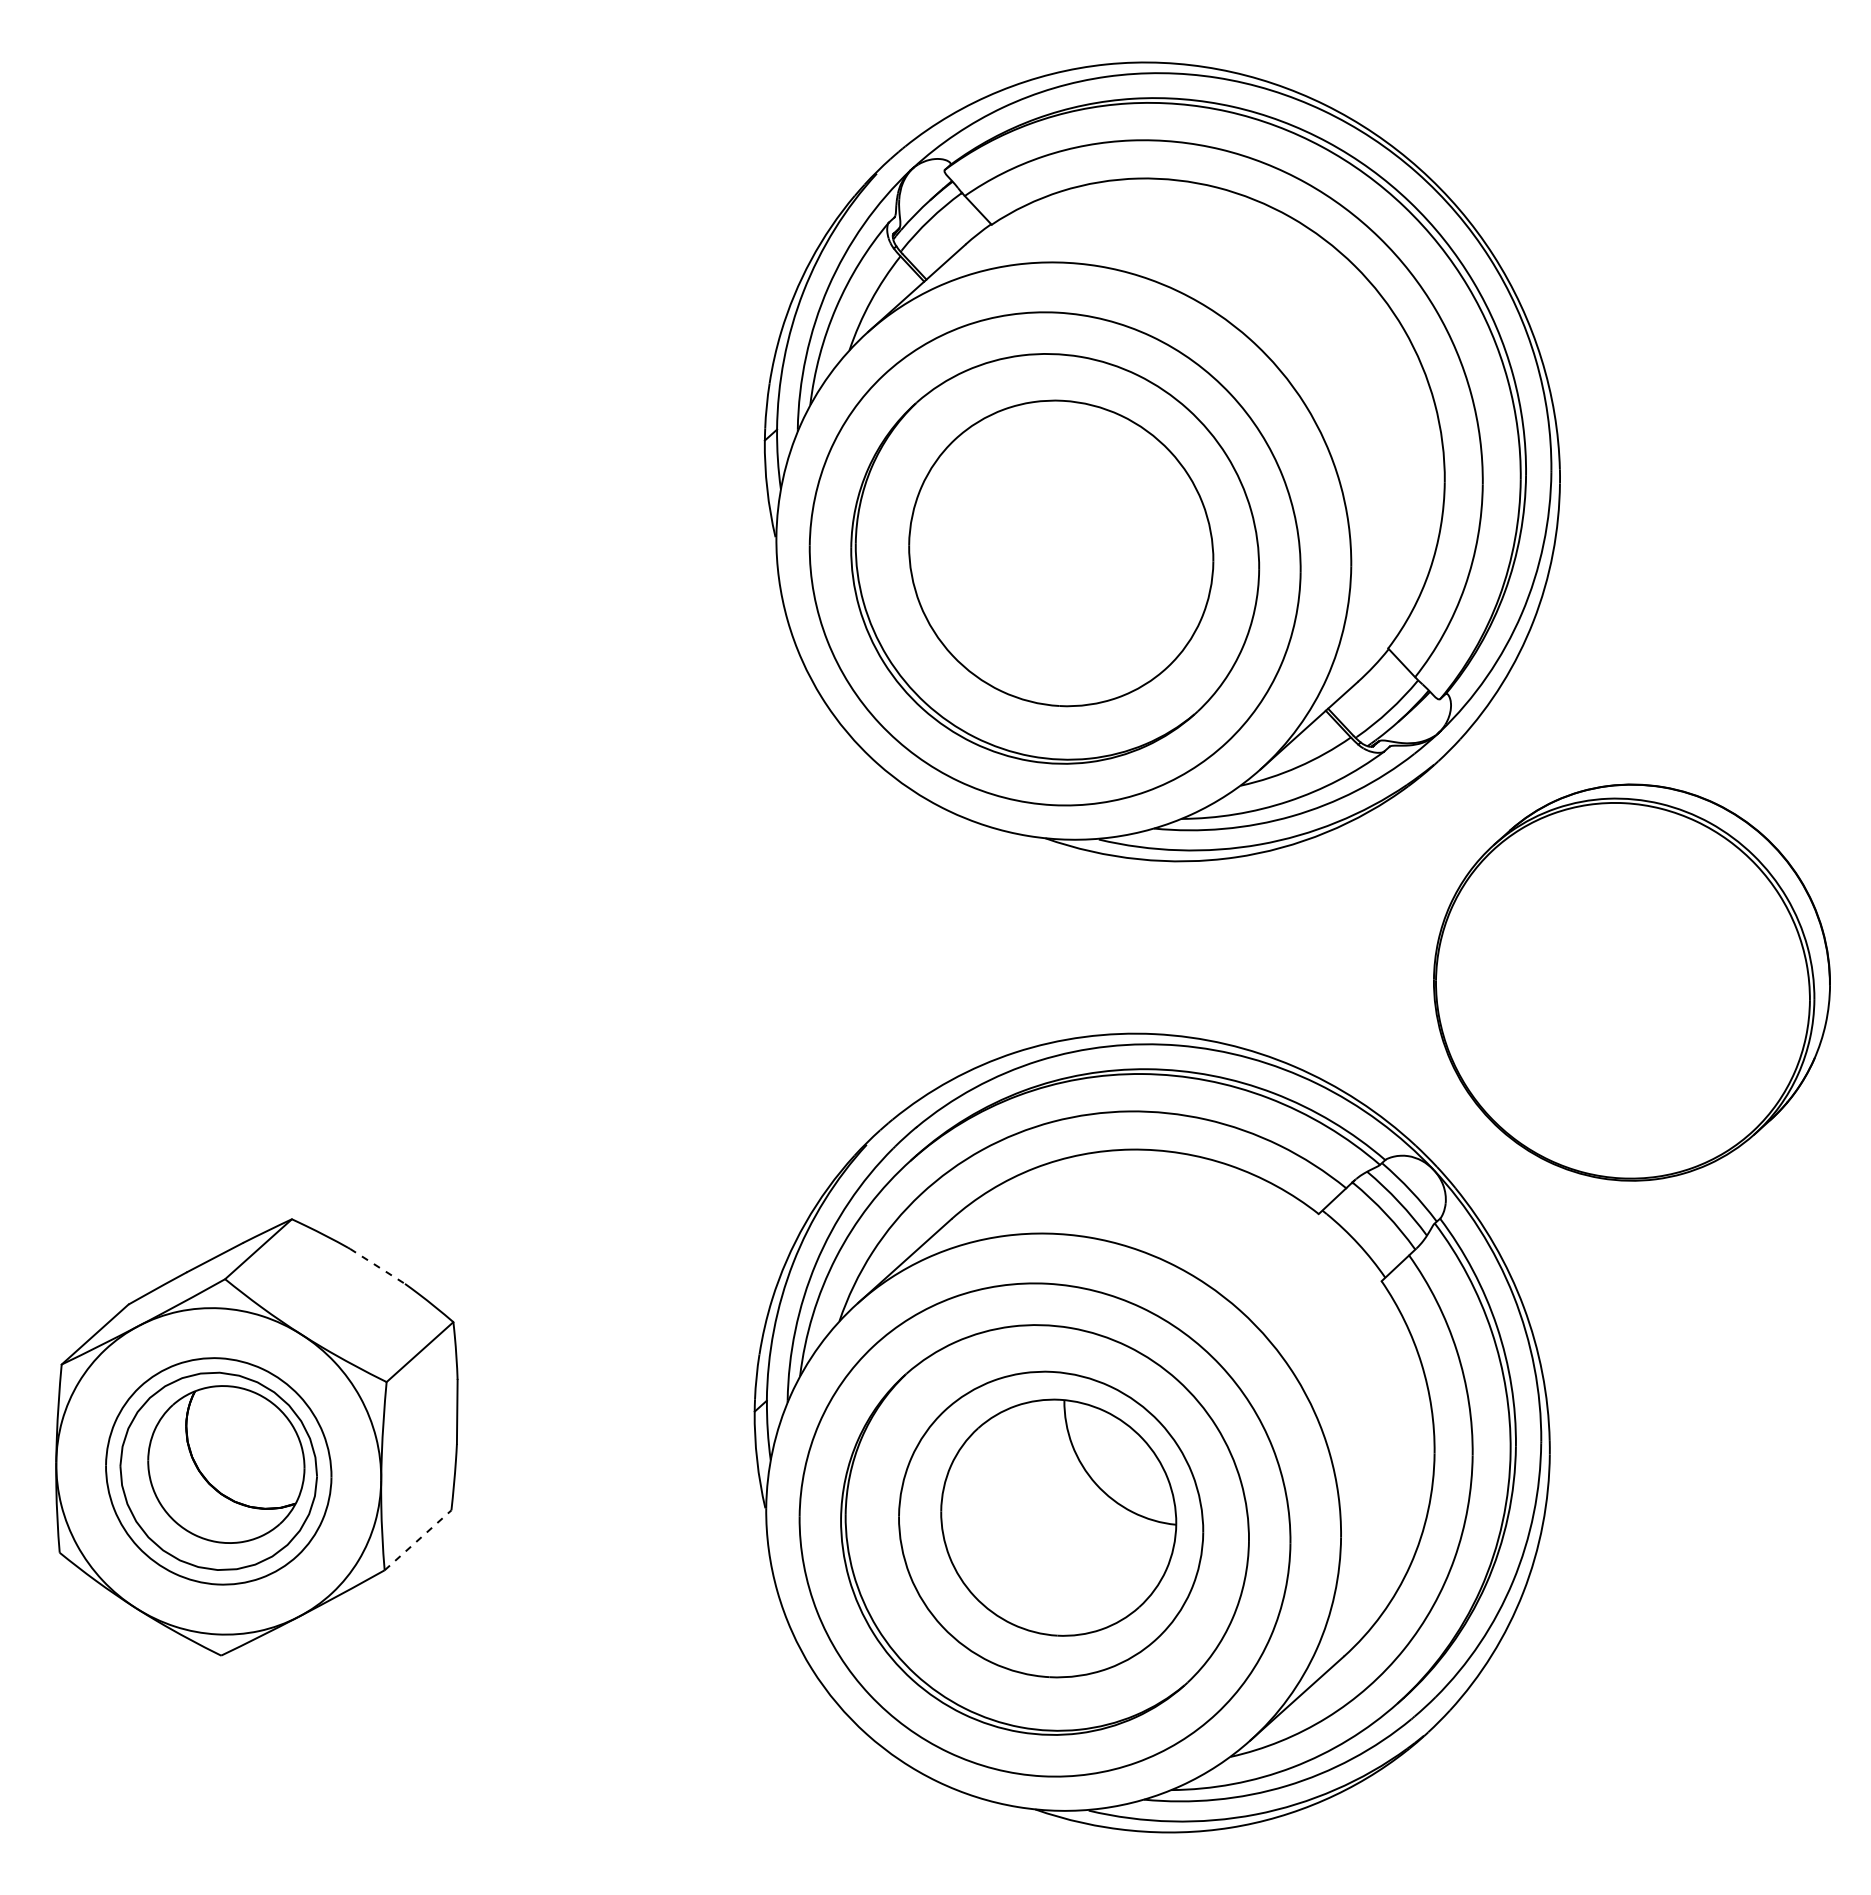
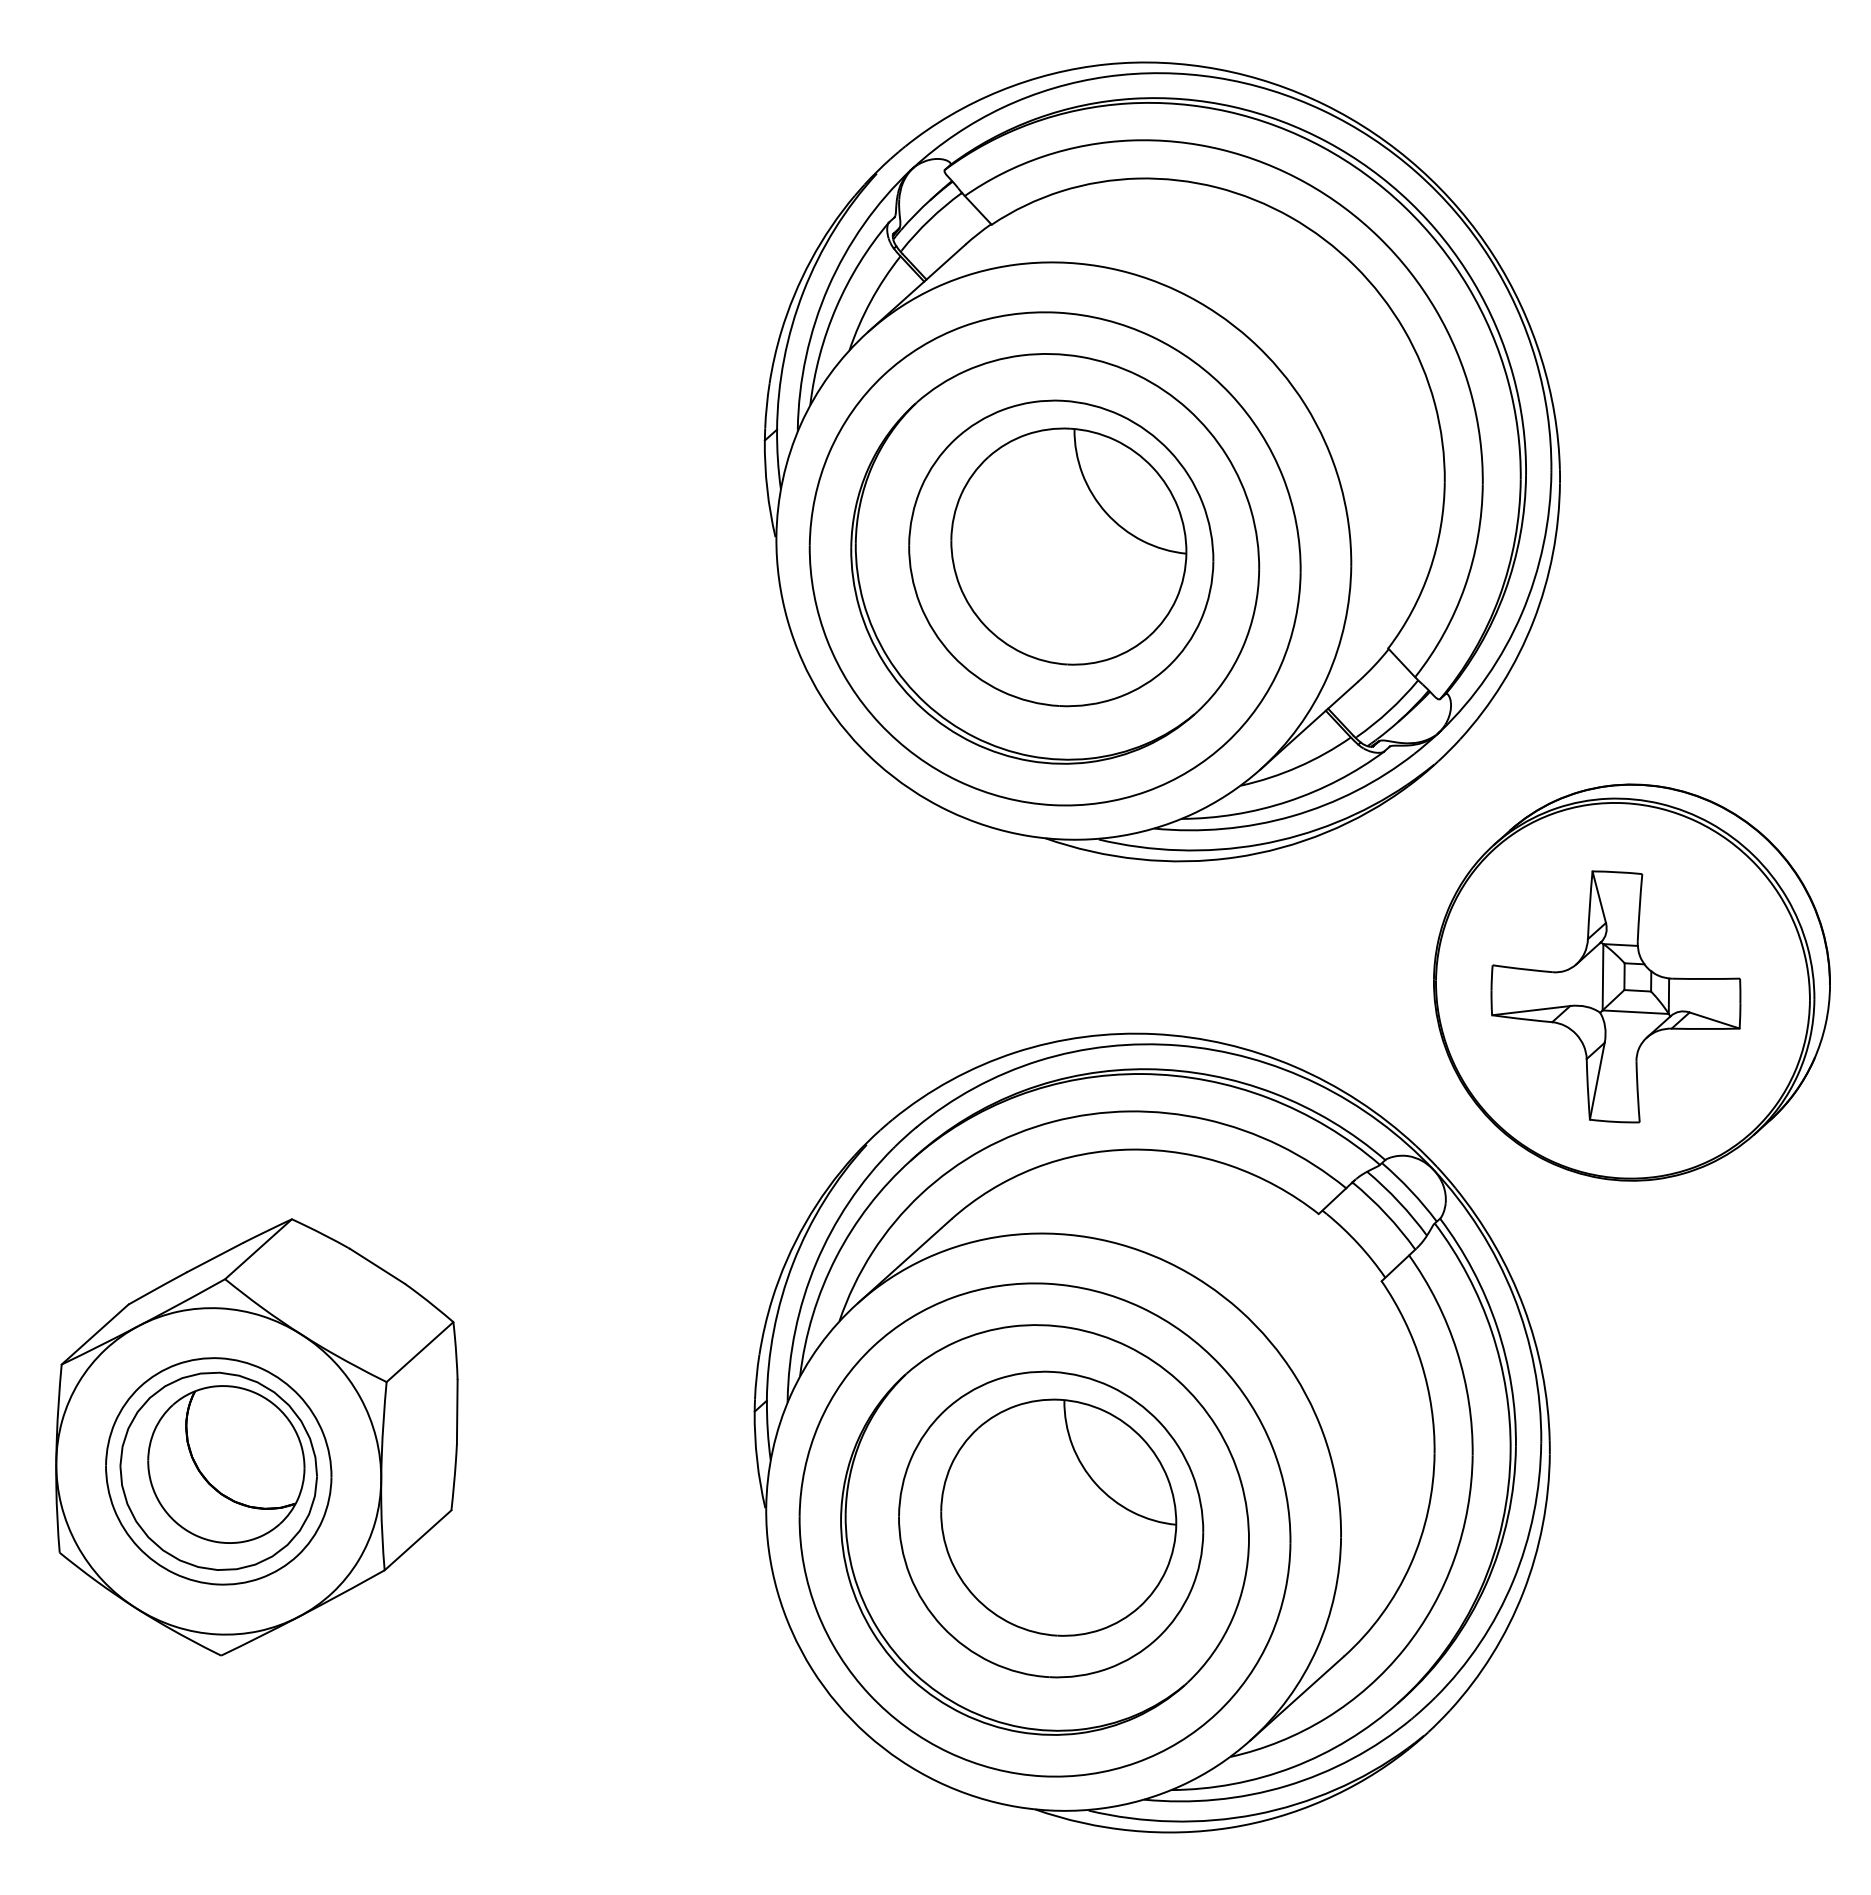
part: none -> present (1068, 546)
part: none -> present (1615, 996)
line: dashed -> solid (377, 1266)
line: dashed -> solid (418, 1540)
